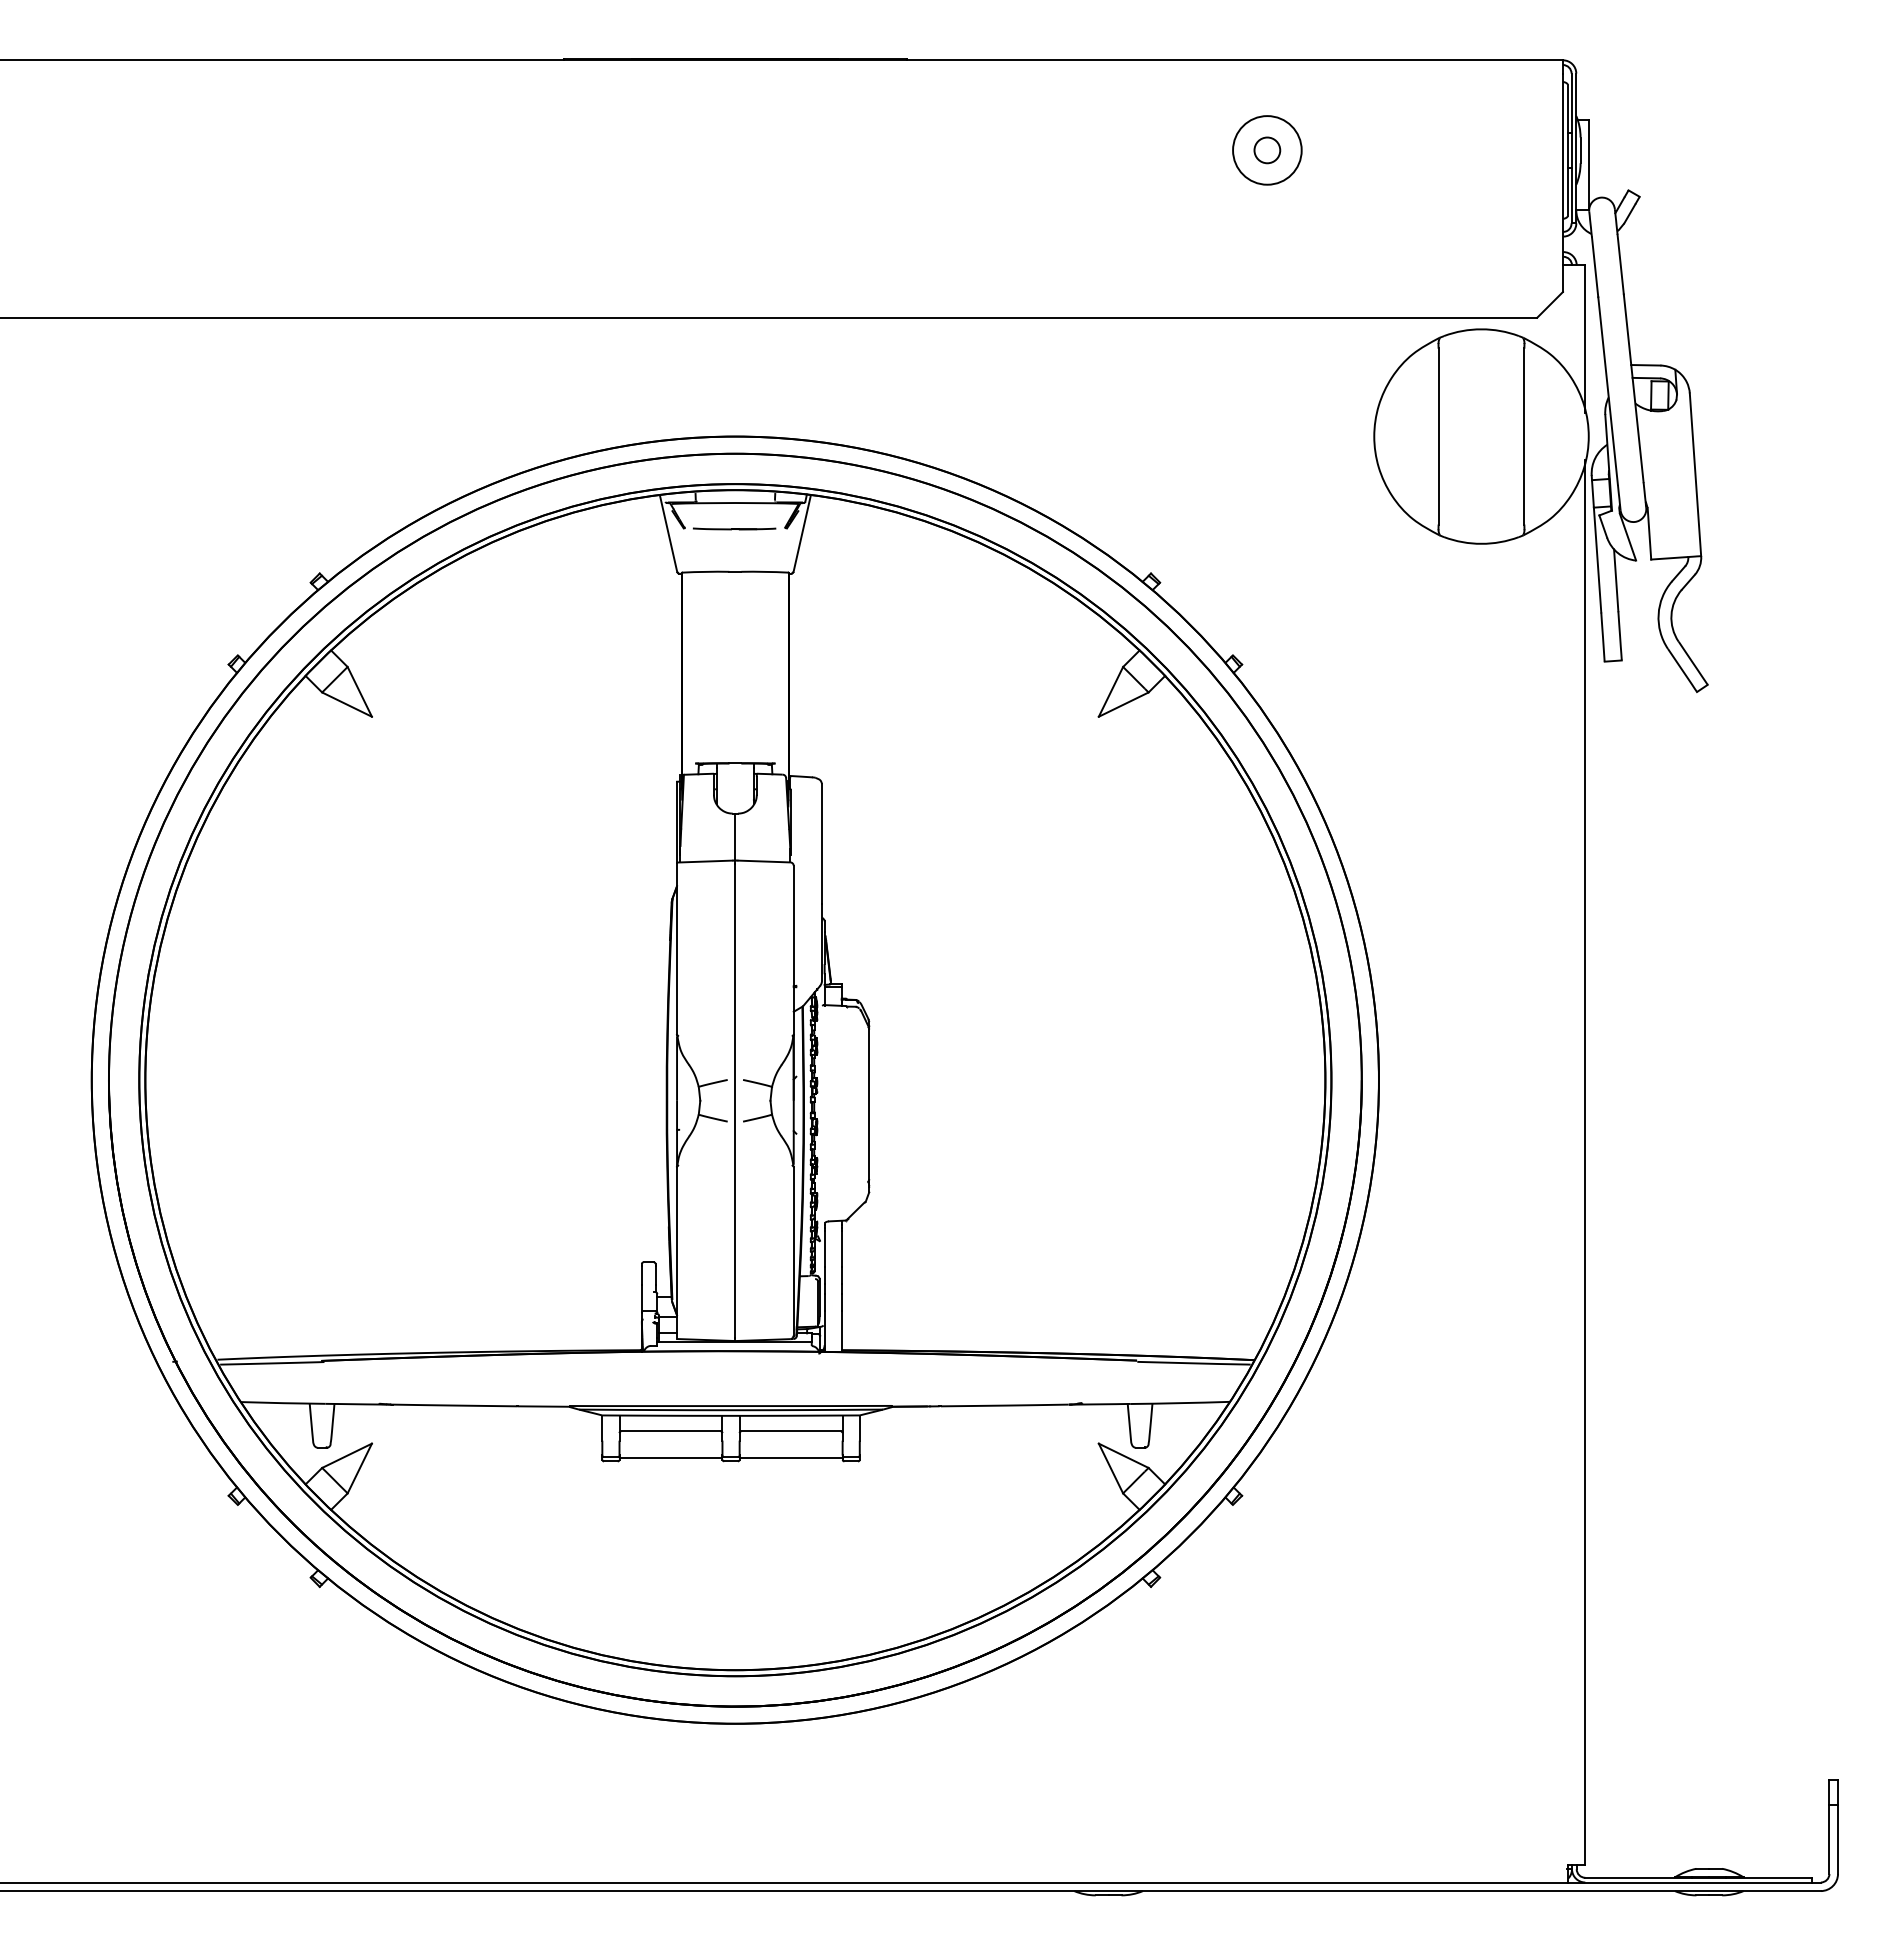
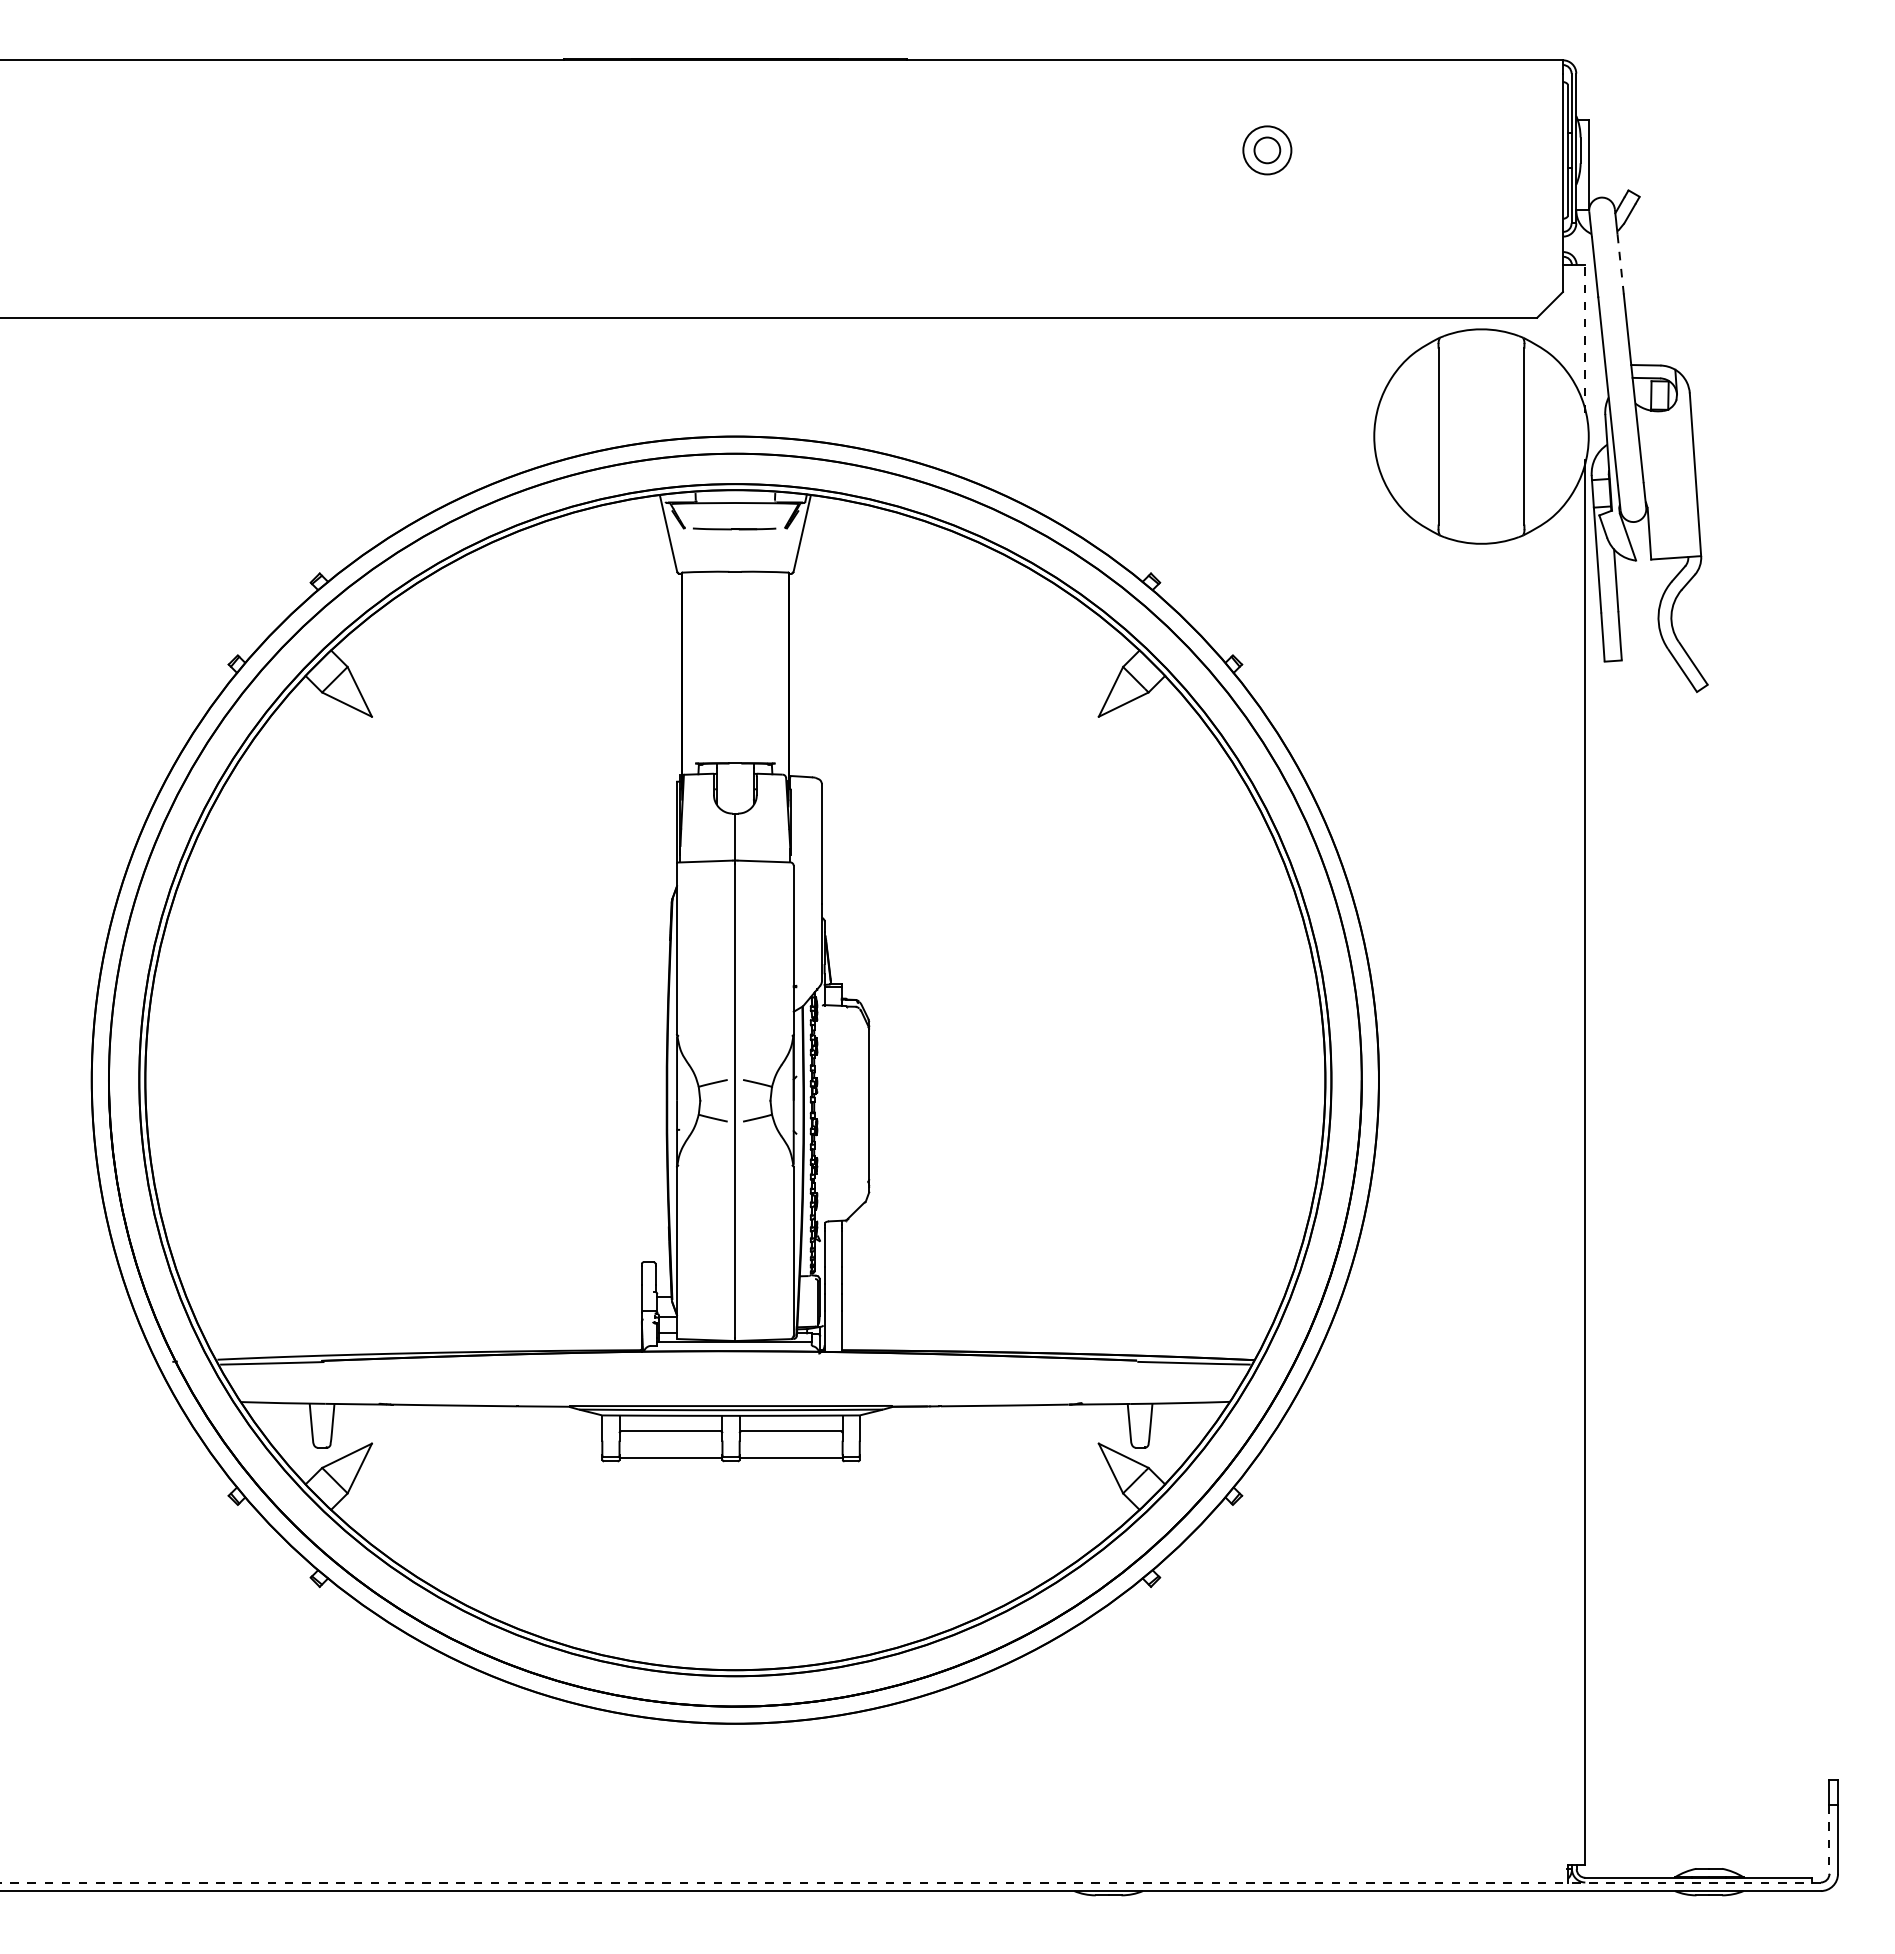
circle diameter: 69 px -> 48 px (1267, 150)
line: solid -> dashed (1620, 264)
line: solid -> dashed (1585, 339)
line: solid -> dashed (1829, 1840)
line: solid -> dashed (910, 1882)
